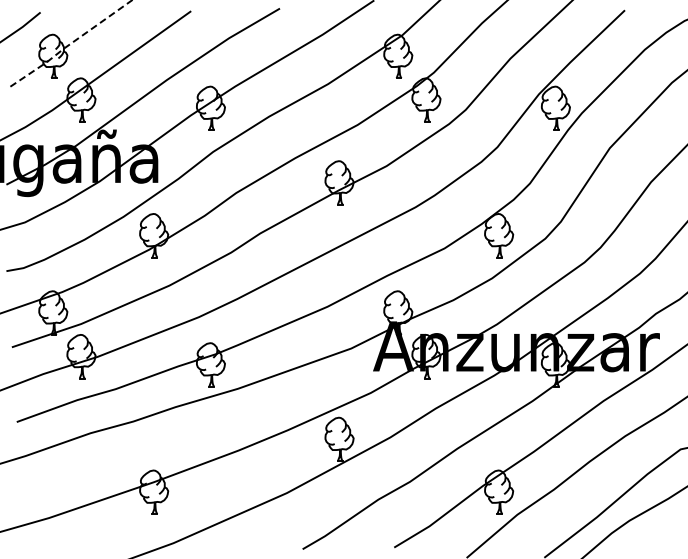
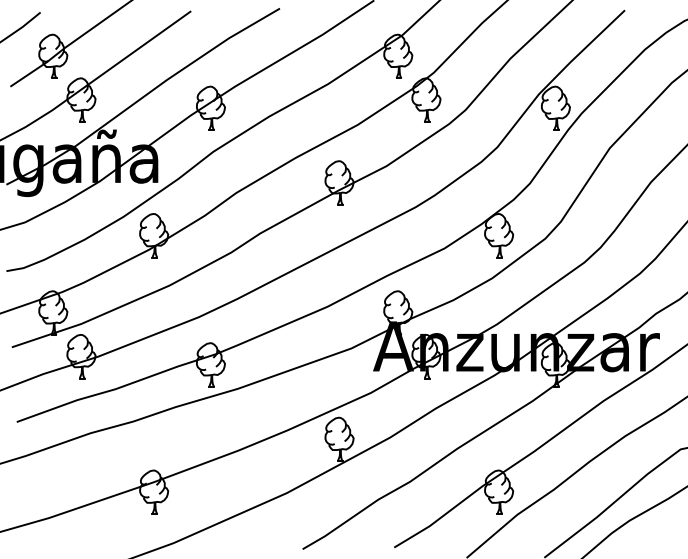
line: dashed -> solid (70, 44)
